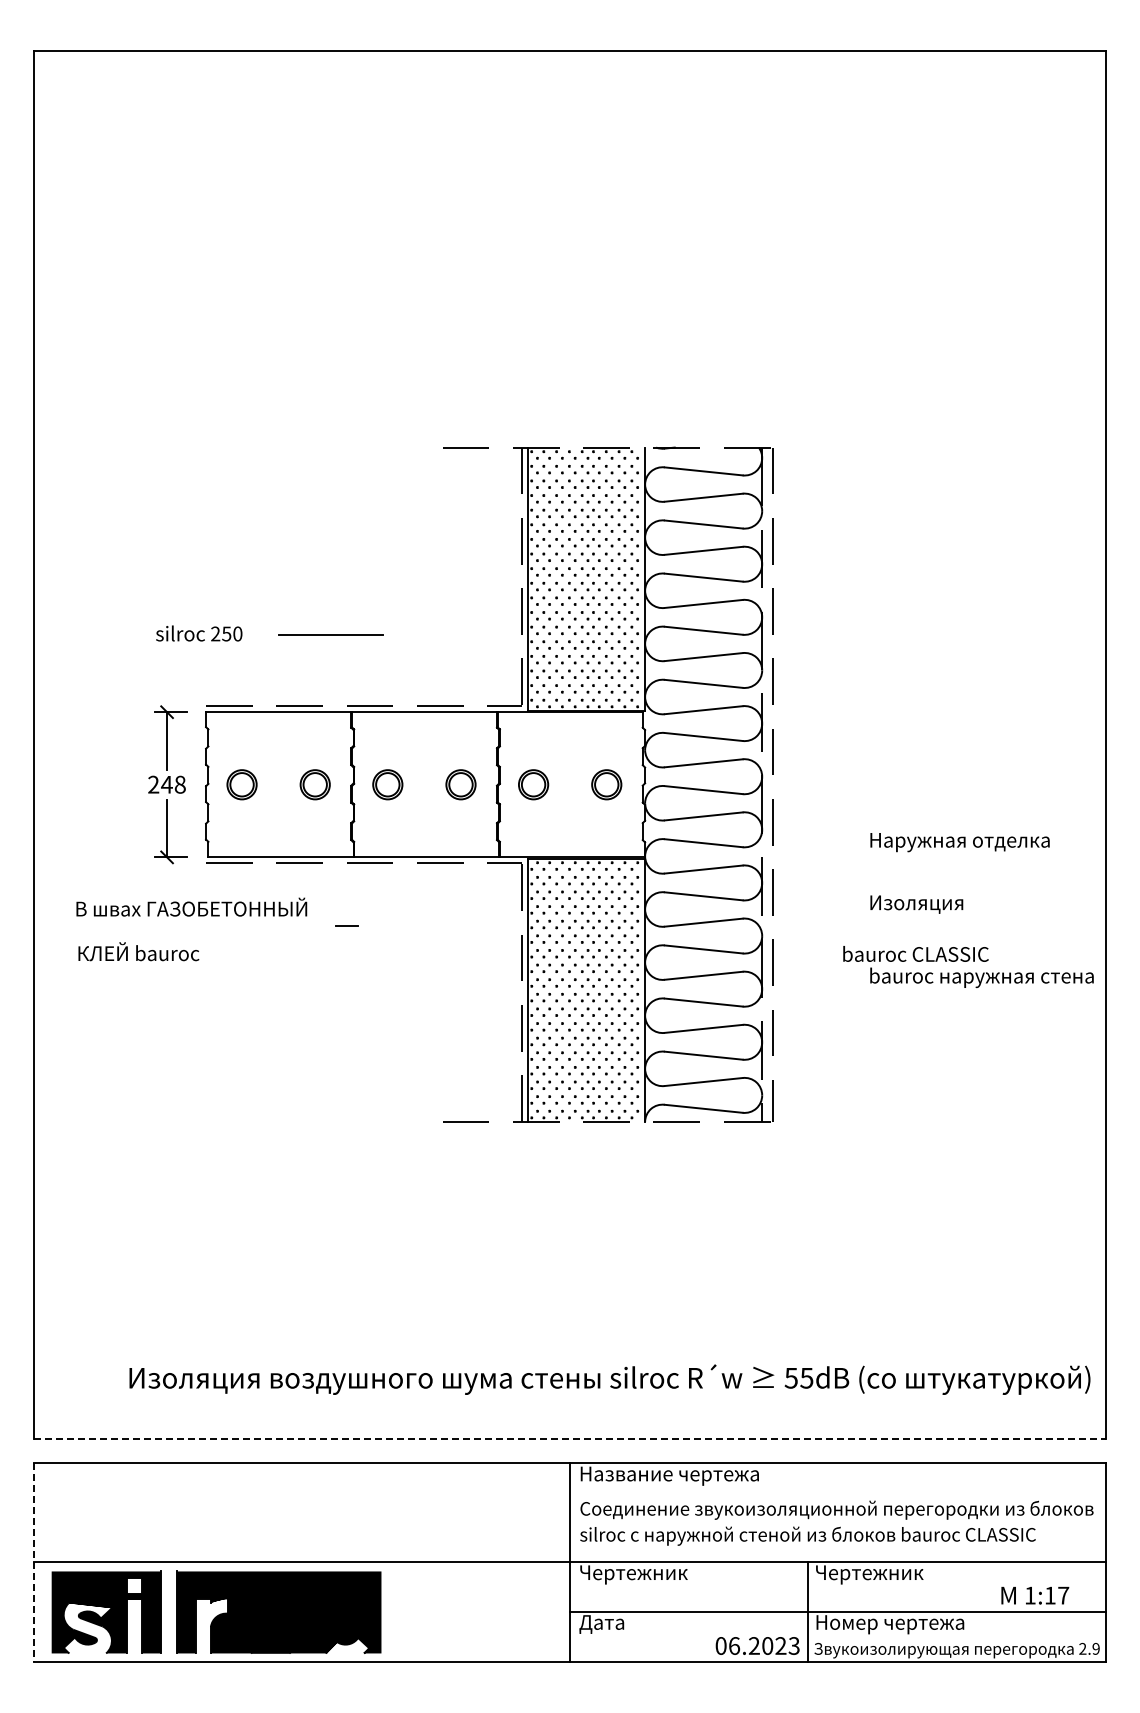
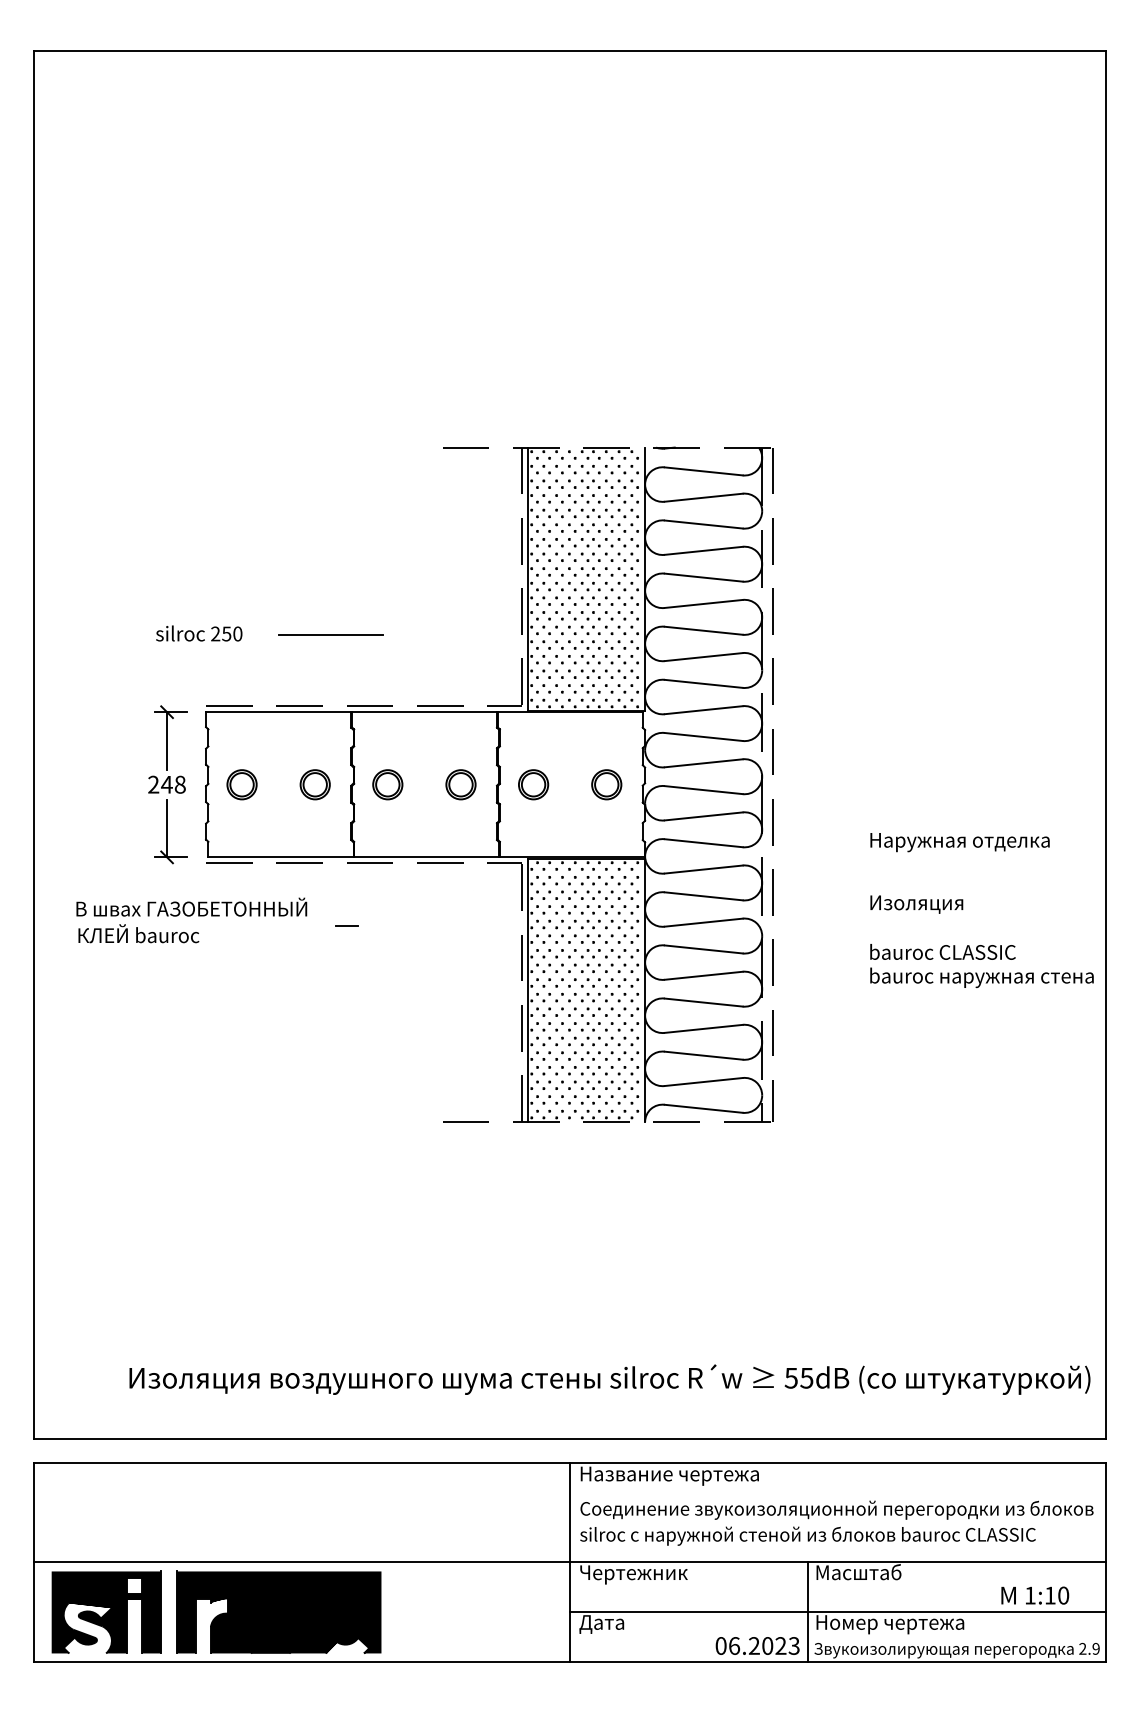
text position: (138, 951) -> (138, 933) (138, 933)
text position: (915, 953) -> (942, 951) (942, 951)
line: dashed -> solid (569, 1439)
line: dashed -> solid (34, 1562)
text: Чертежник -> Масштаб (869, 1574)
text: 1:17 -> 1:10 (1063, 1595)
